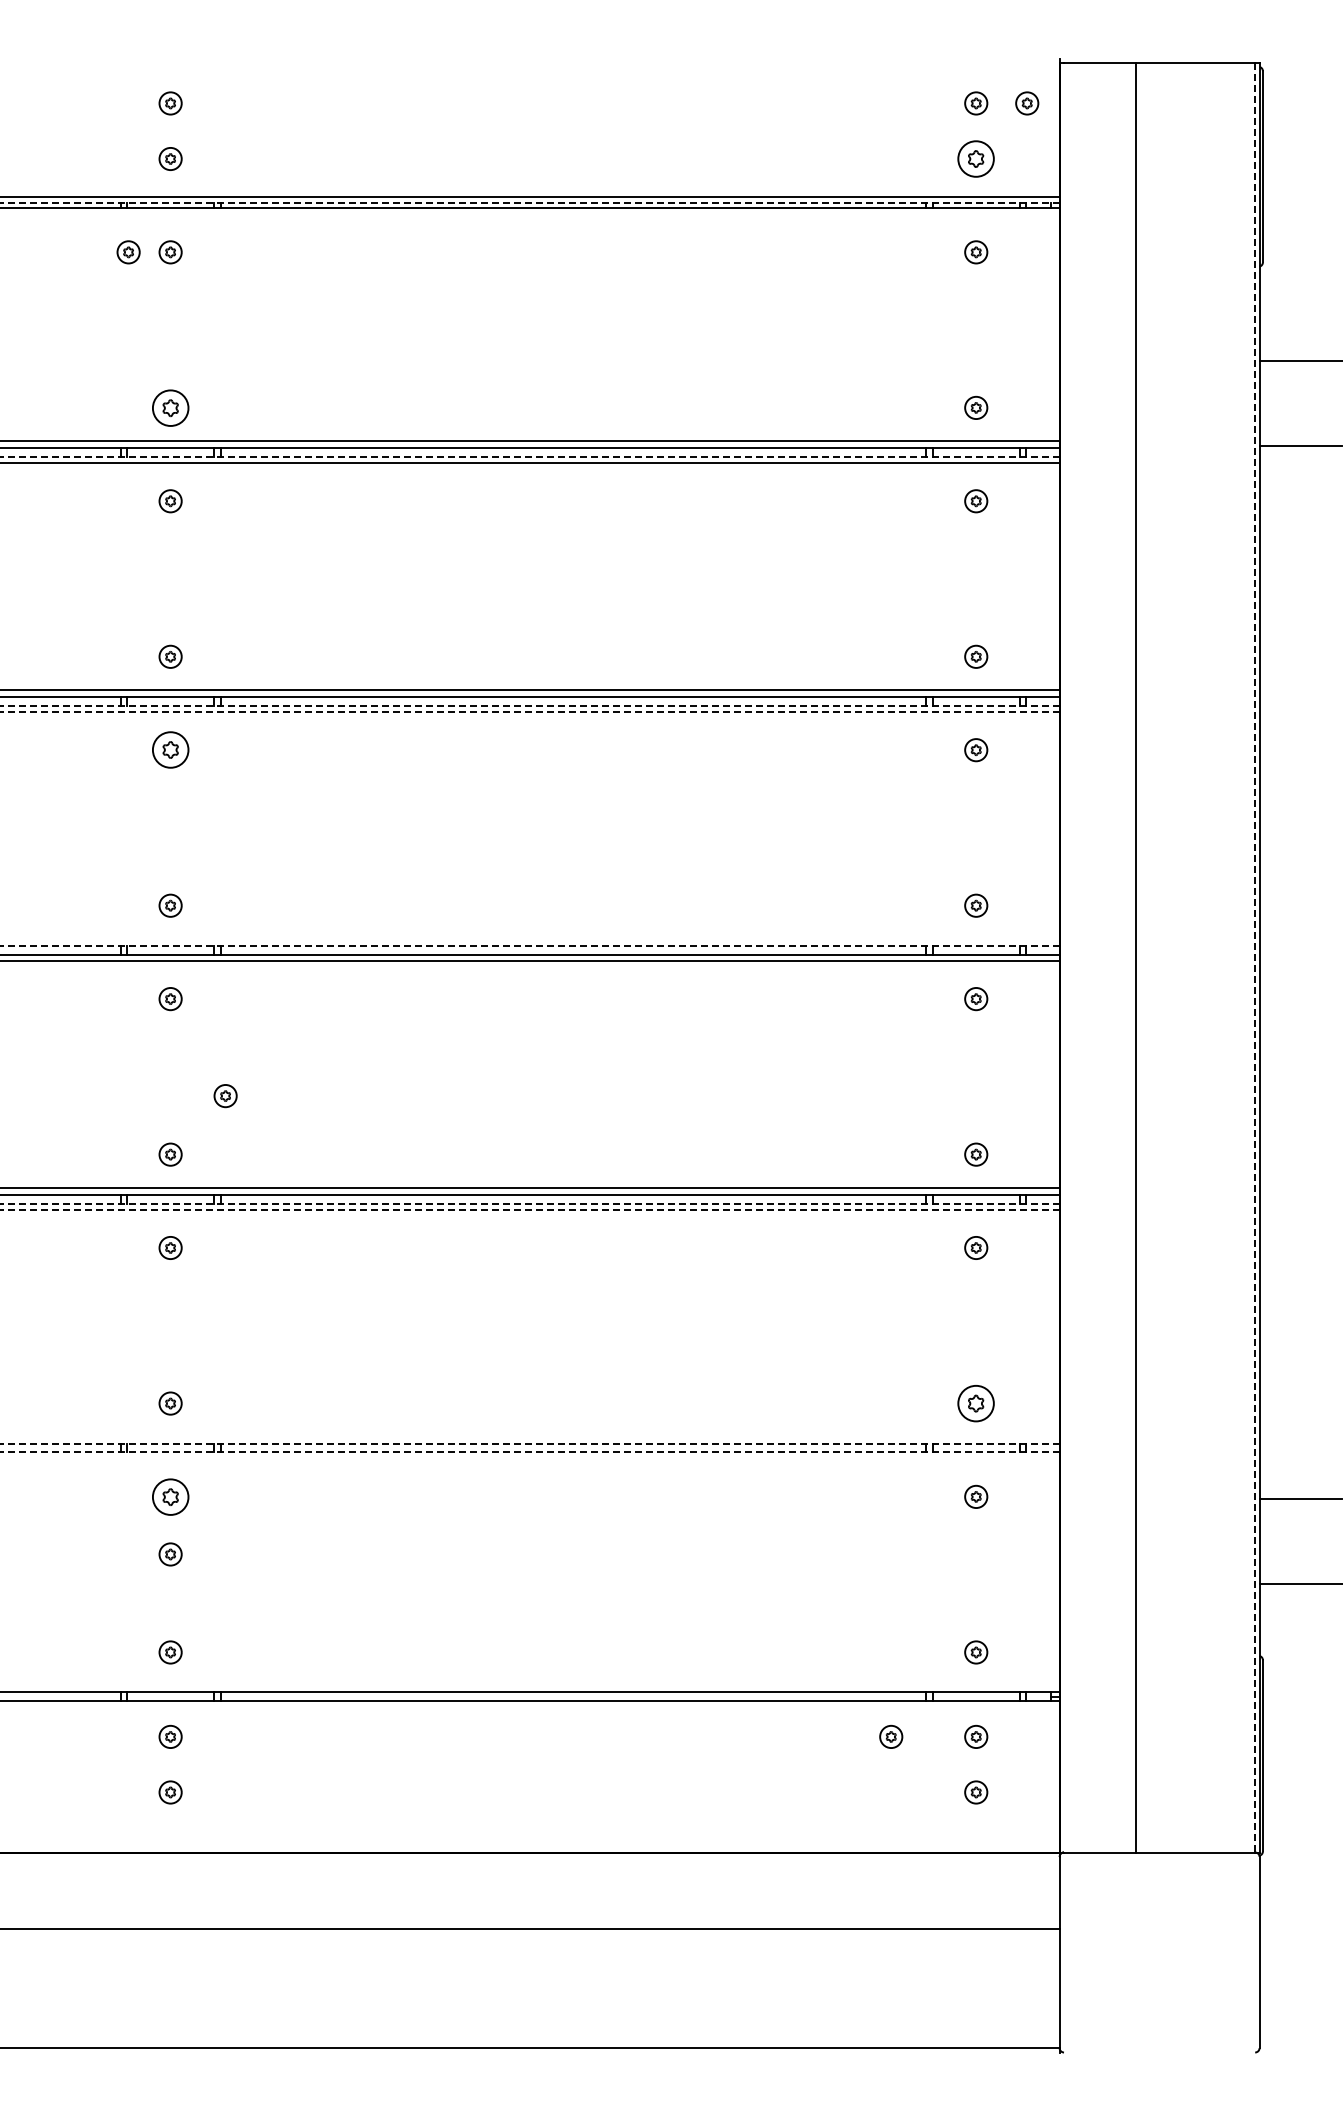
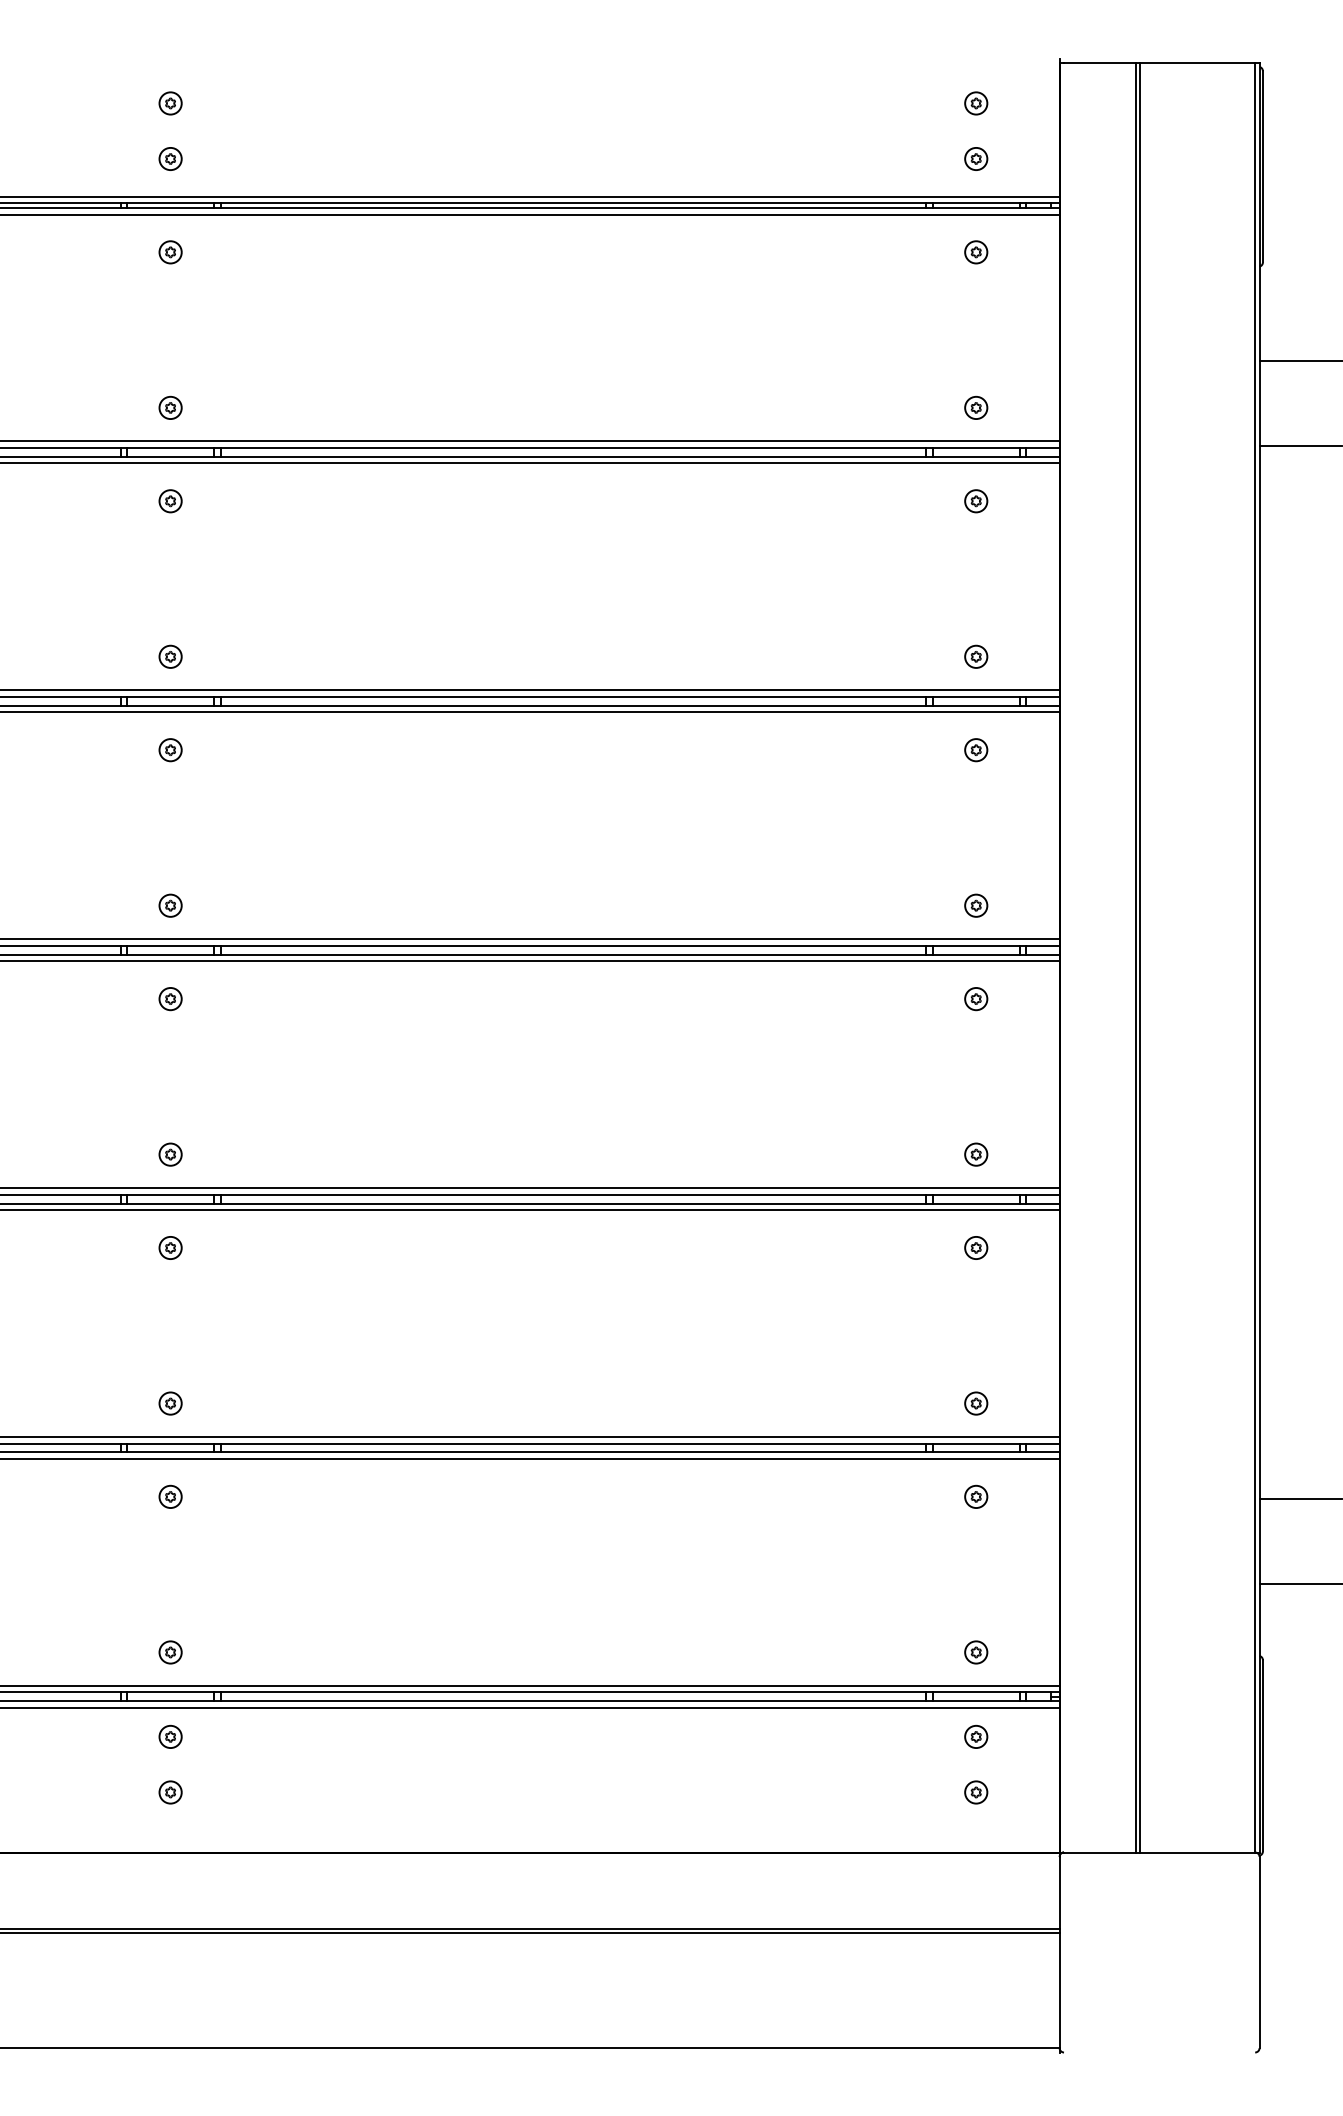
part: present -> none (1027, 103)
part size: 38x38 px -> 25x24 px (976, 158)
line: dashed -> solid (529, 203)
line: none -> present (530, 214)
part: present -> none (128, 252)
part size: 38x38 px -> 25x25 px (170, 407)
line: dashed -> solid (529, 456)
line: dashed -> solid (529, 705)
line: dashed -> solid (529, 712)
part size: 38x38 px -> 25x25 px (170, 750)
line: none -> present (530, 939)
line: dashed -> solid (529, 945)
line: none -> present (1139, 957)
line: dashed -> solid (1255, 957)
part: present -> none (225, 1096)
line: dashed -> solid (529, 1203)
line: dashed -> solid (529, 1210)
part size: 38x38 px -> 25x25 px (976, 1403)
line: none -> present (530, 1436)
line: dashed -> solid (529, 1443)
line: dashed -> solid (529, 1452)
line: none -> present (530, 1459)
part size: 38x38 px -> 25x25 px (170, 1496)
part: present -> none (170, 1554)
line: none -> present (530, 1685)
line: none -> present (530, 1708)
part: present -> none (891, 1736)
line: none -> present (530, 1932)
